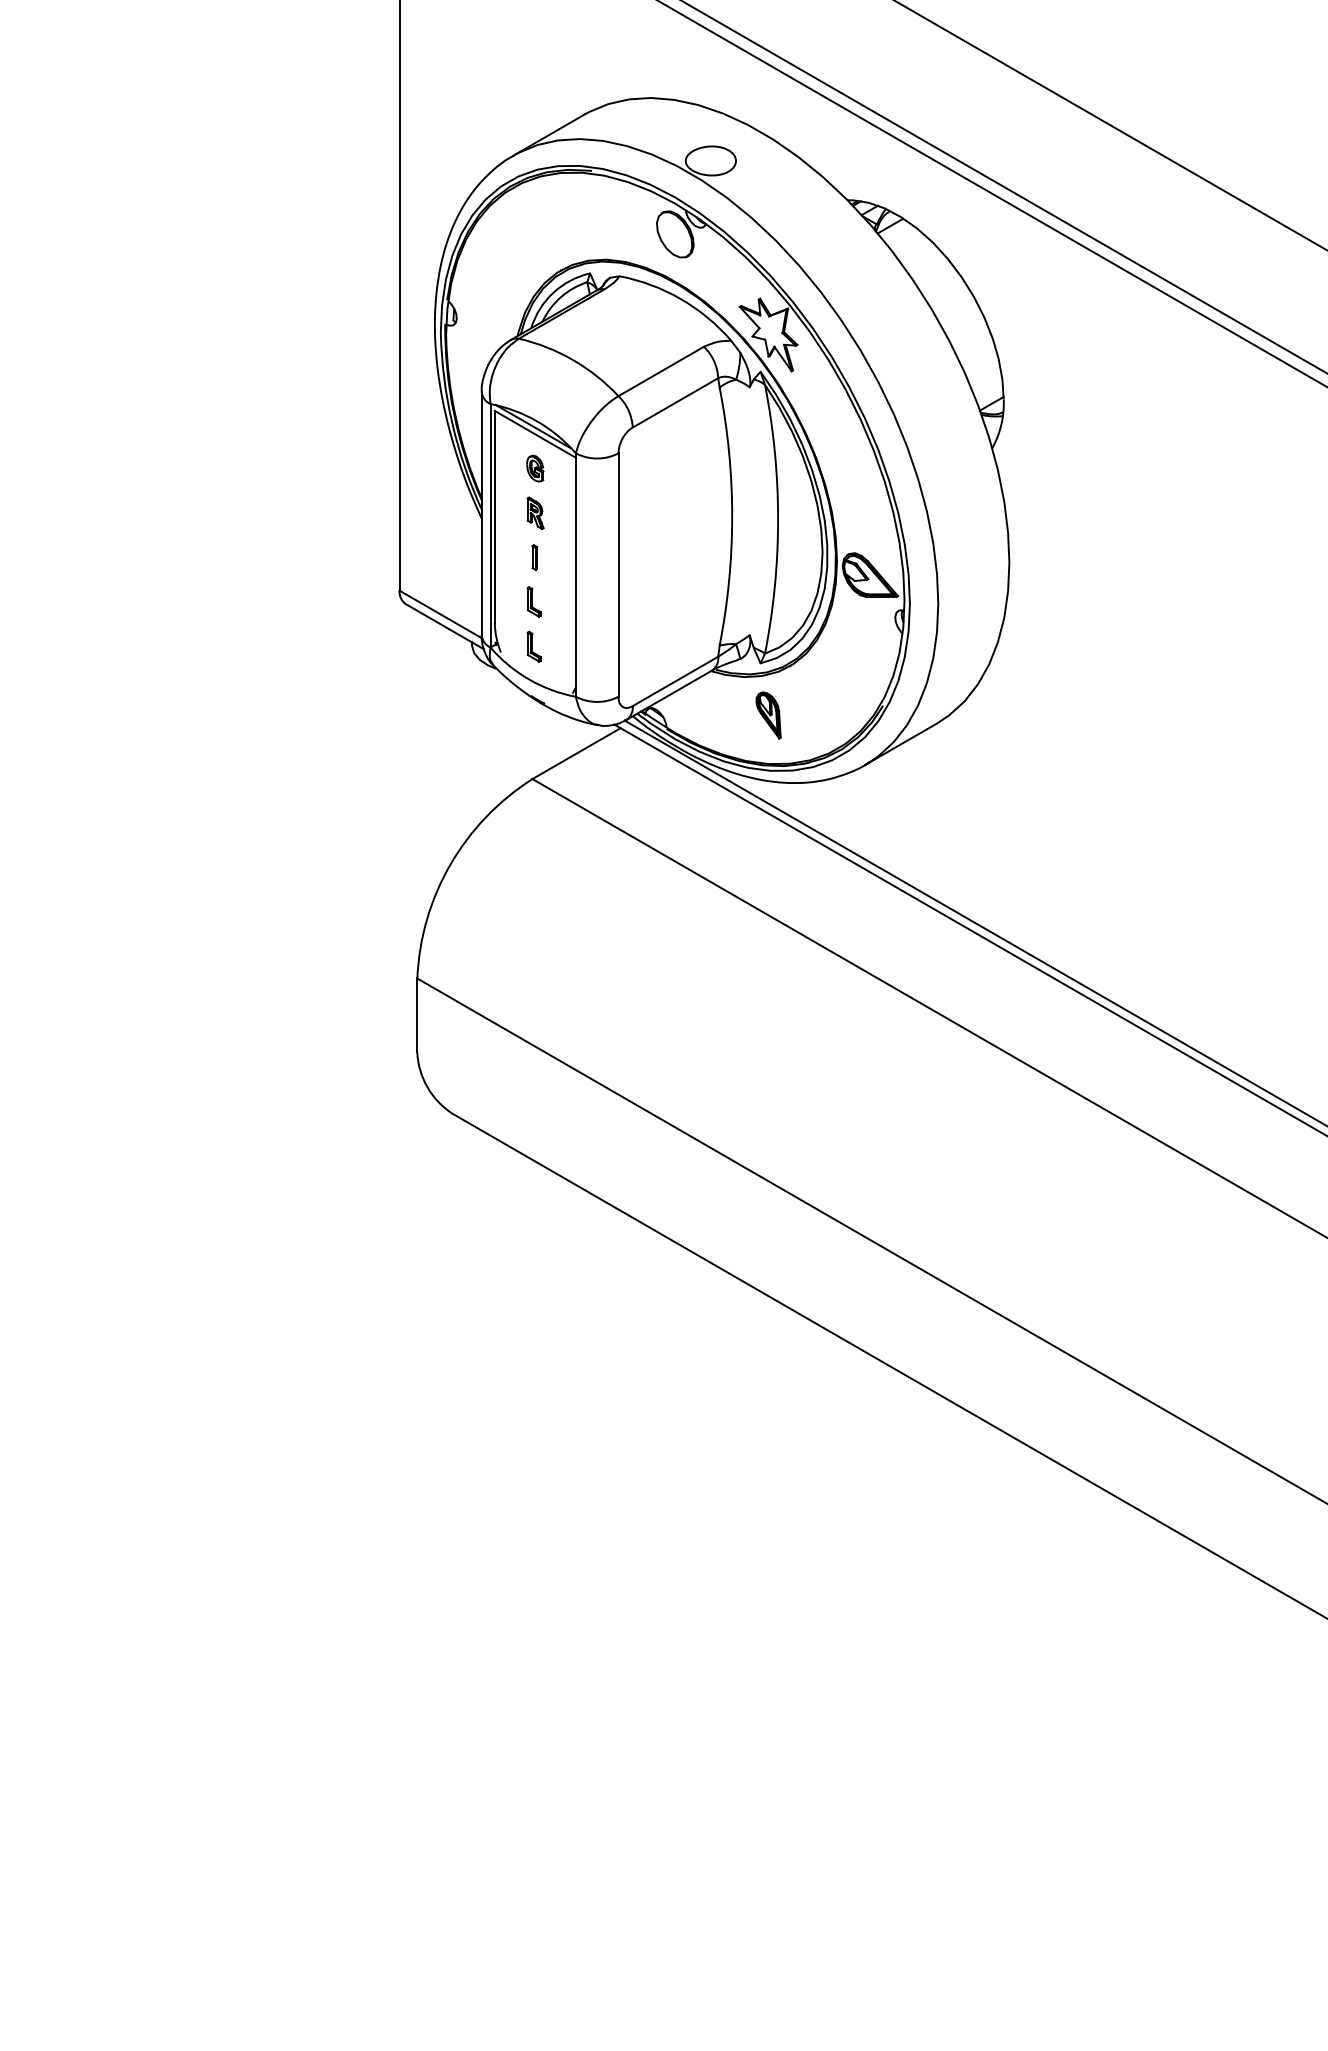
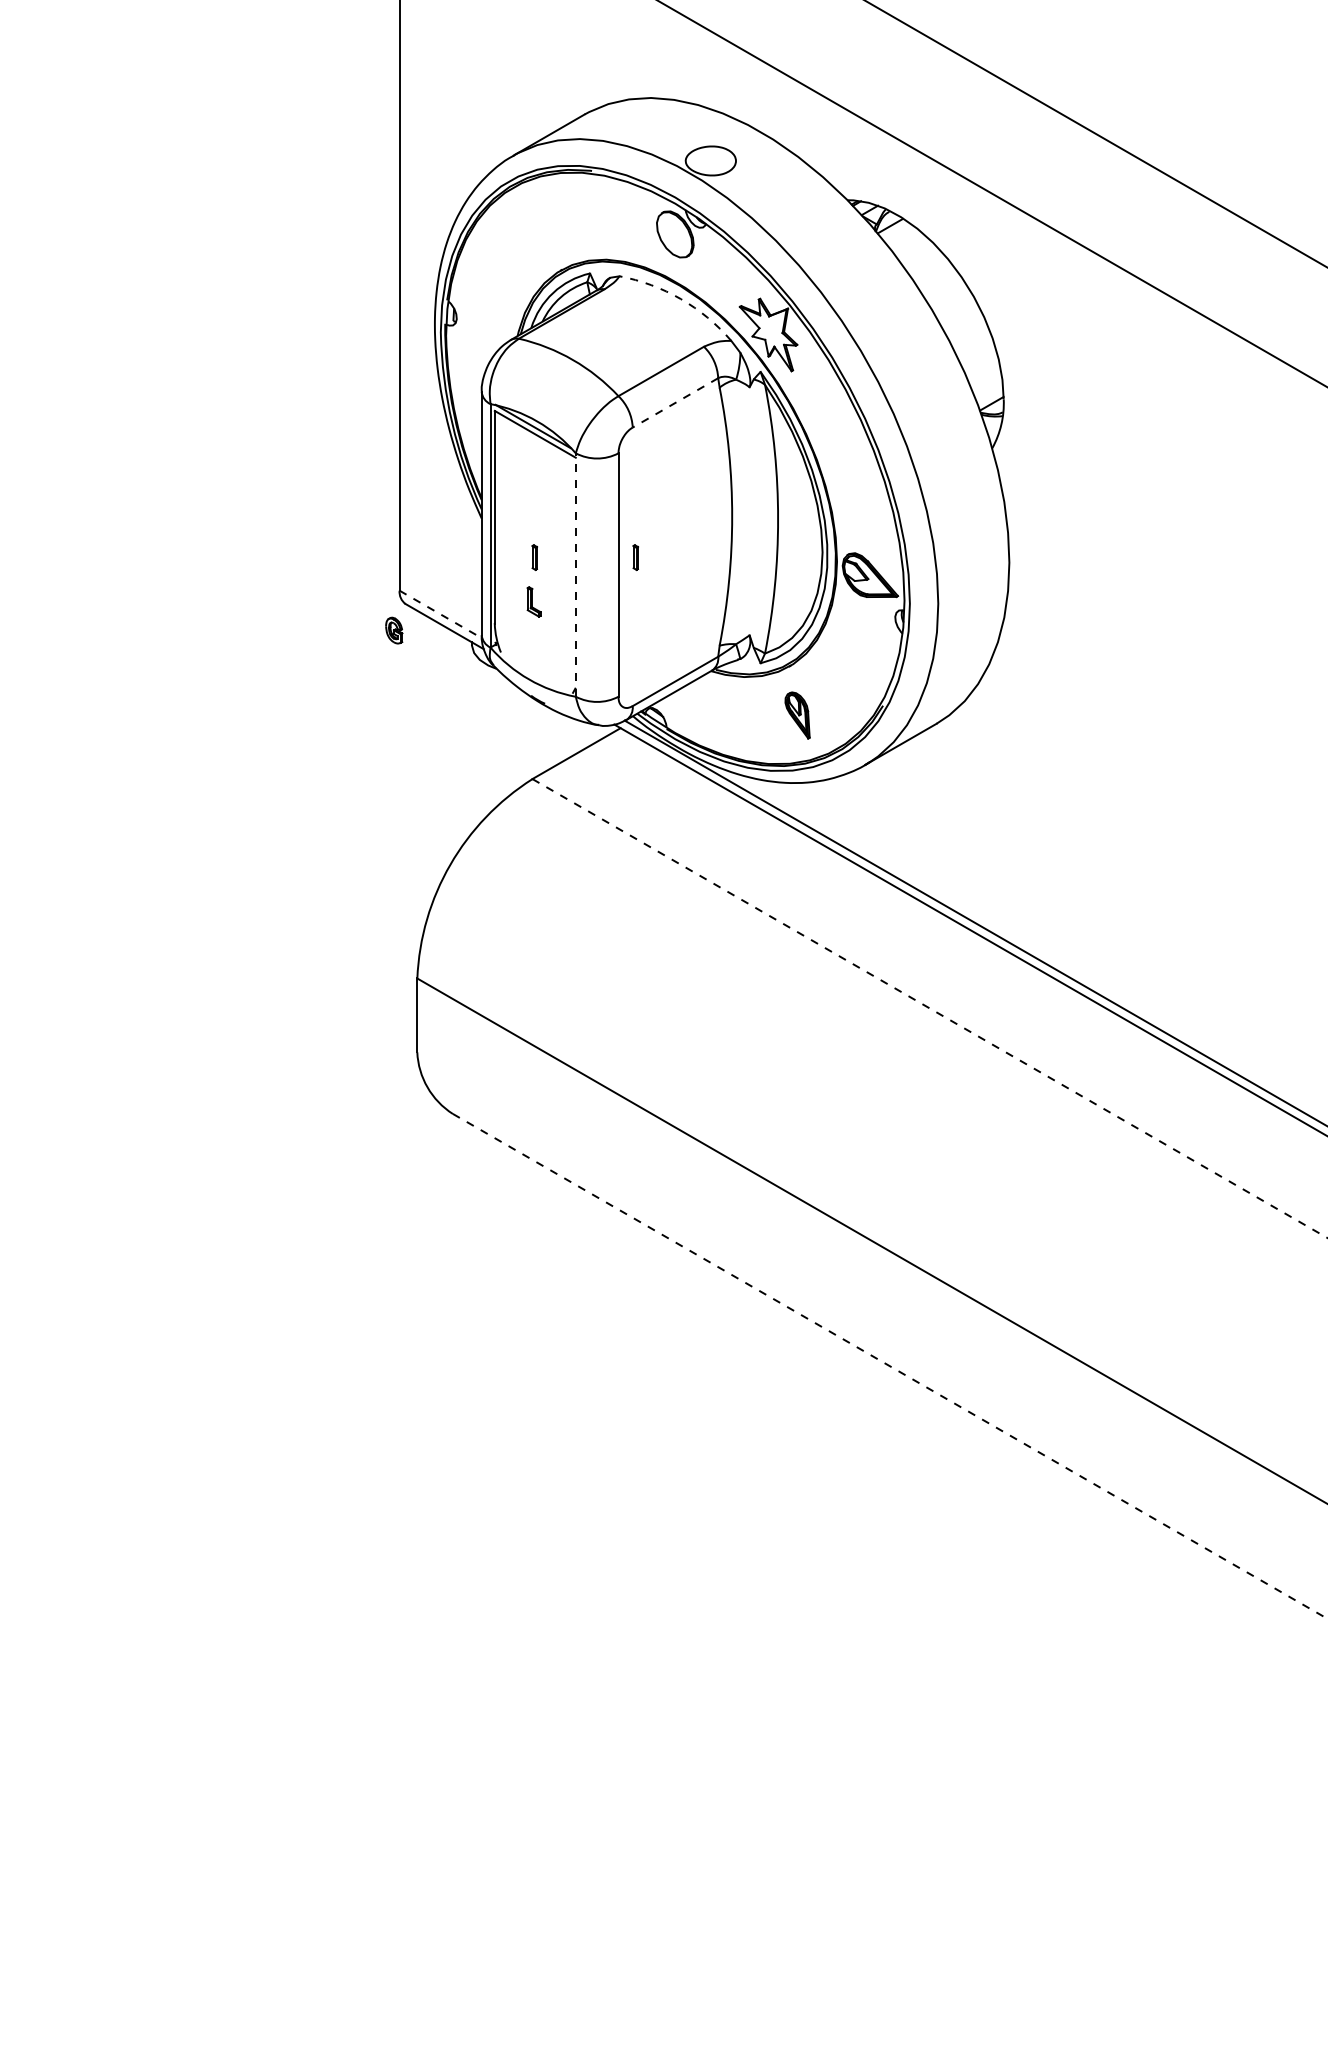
line position: (1110, 125) -> (1095, 133) (1095, 133)
line: present -> none (1004, 186)
arc: solid -> dashed (680, 299)
line: solid -> dashed (675, 403)
part position: (535, 468) -> (394, 630) (394, 630)
part: present -> none (535, 512)
part: none -> present (635, 557)
line: solid -> dashed (575, 575)
line: solid -> dashed (440, 614)
part: present -> none (533, 646)
part position: (768, 715) -> (797, 715) (797, 715)
line: solid -> dashed (929, 1008)
line: solid -> dashed (890, 1366)
